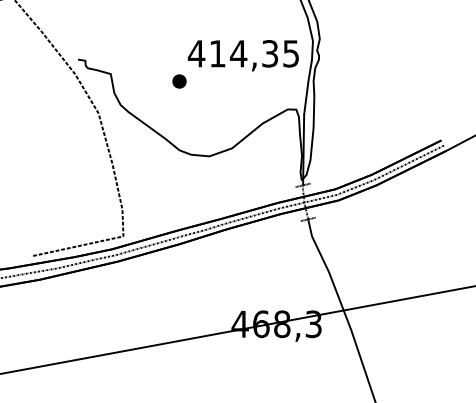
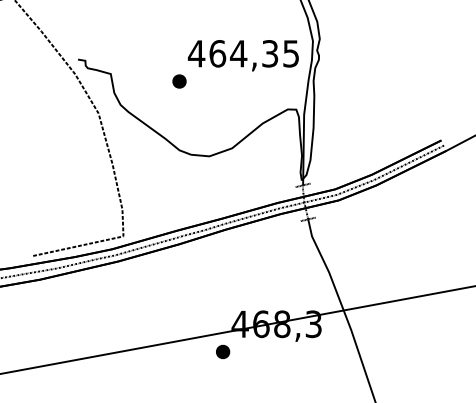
text: 414,35 -> 464,35 (217, 53)
part: none -> present (223, 351)
